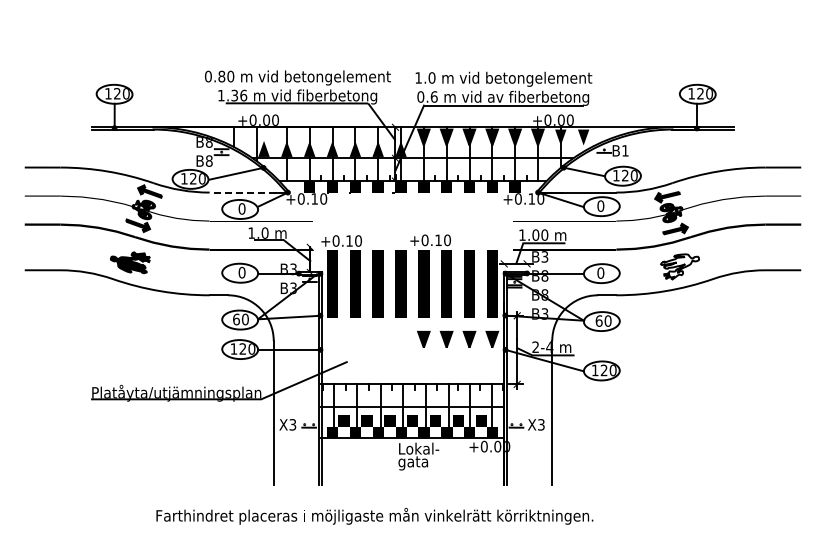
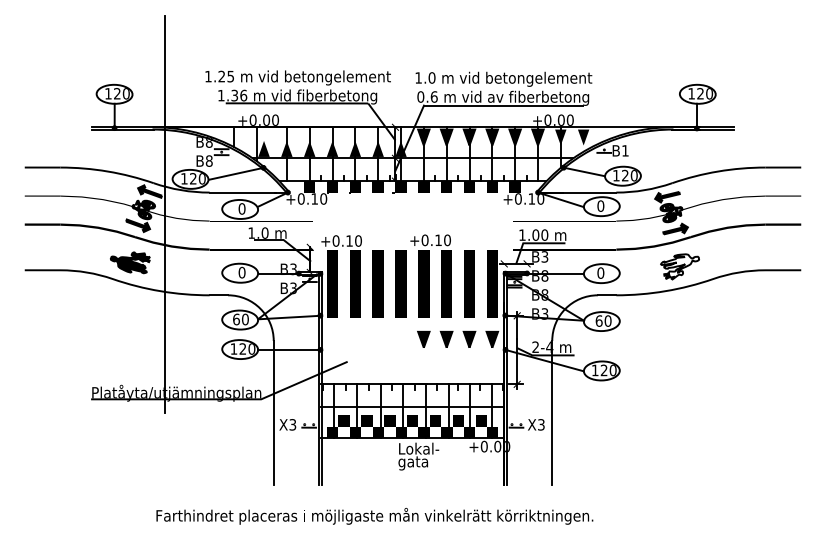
text: 0.80 -> 1.25 (219, 76)
line: dashed -> solid (242, 192)
line: none -> present (164, 214)
